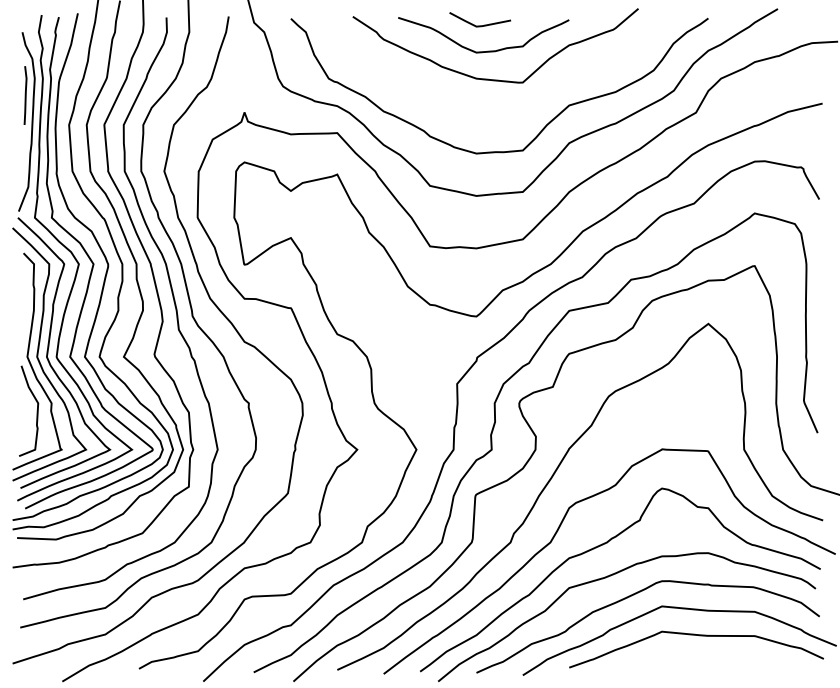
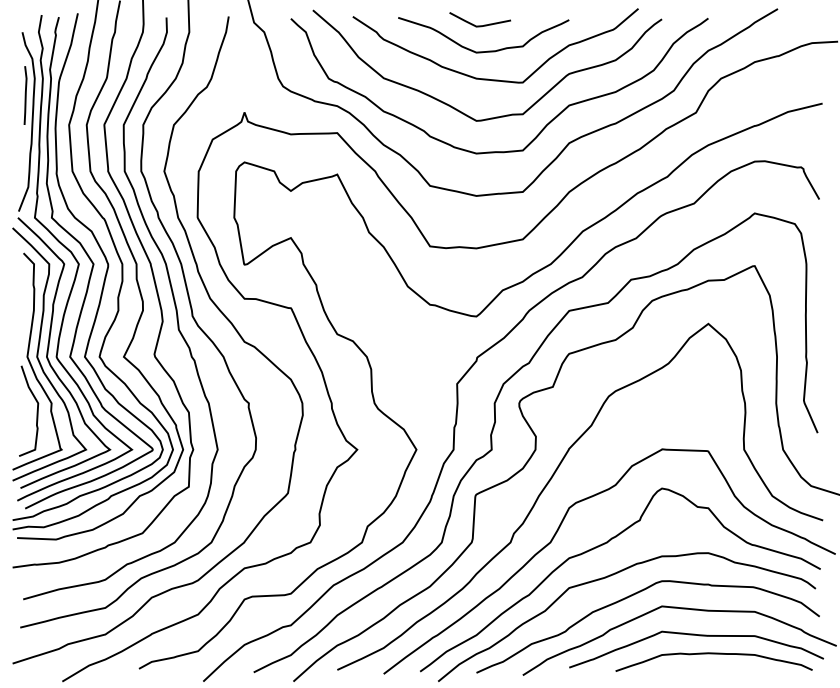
curve: none -> present (496, 116)
curve: none -> present (713, 654)
